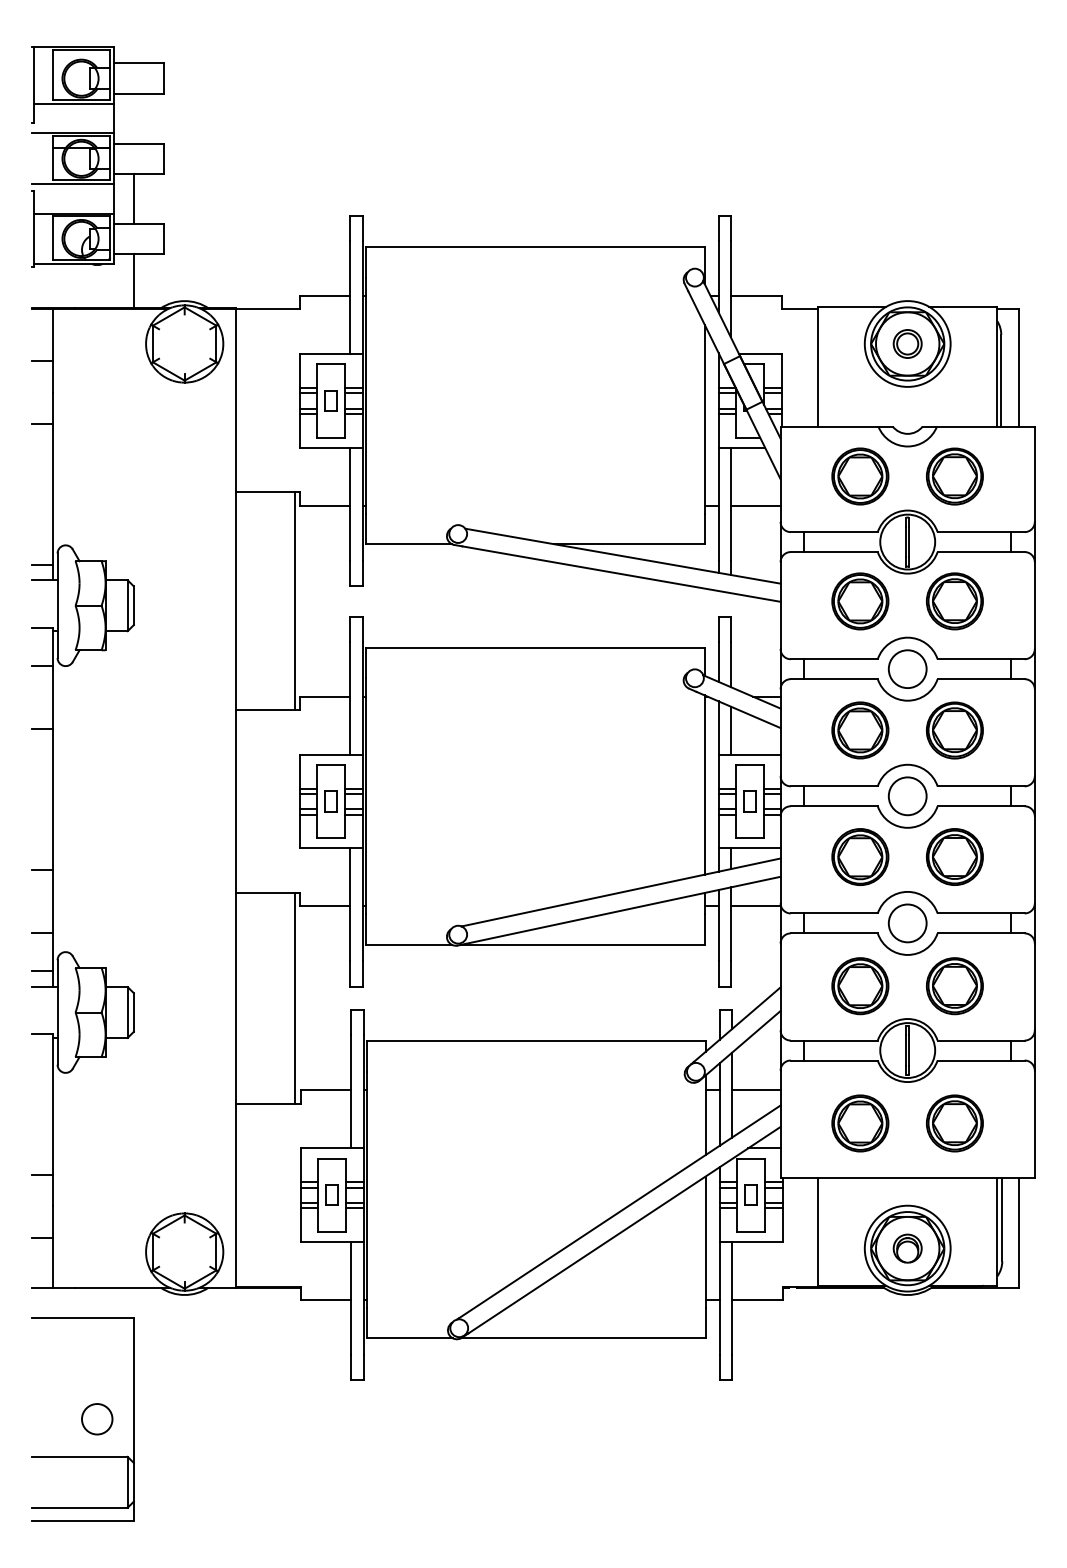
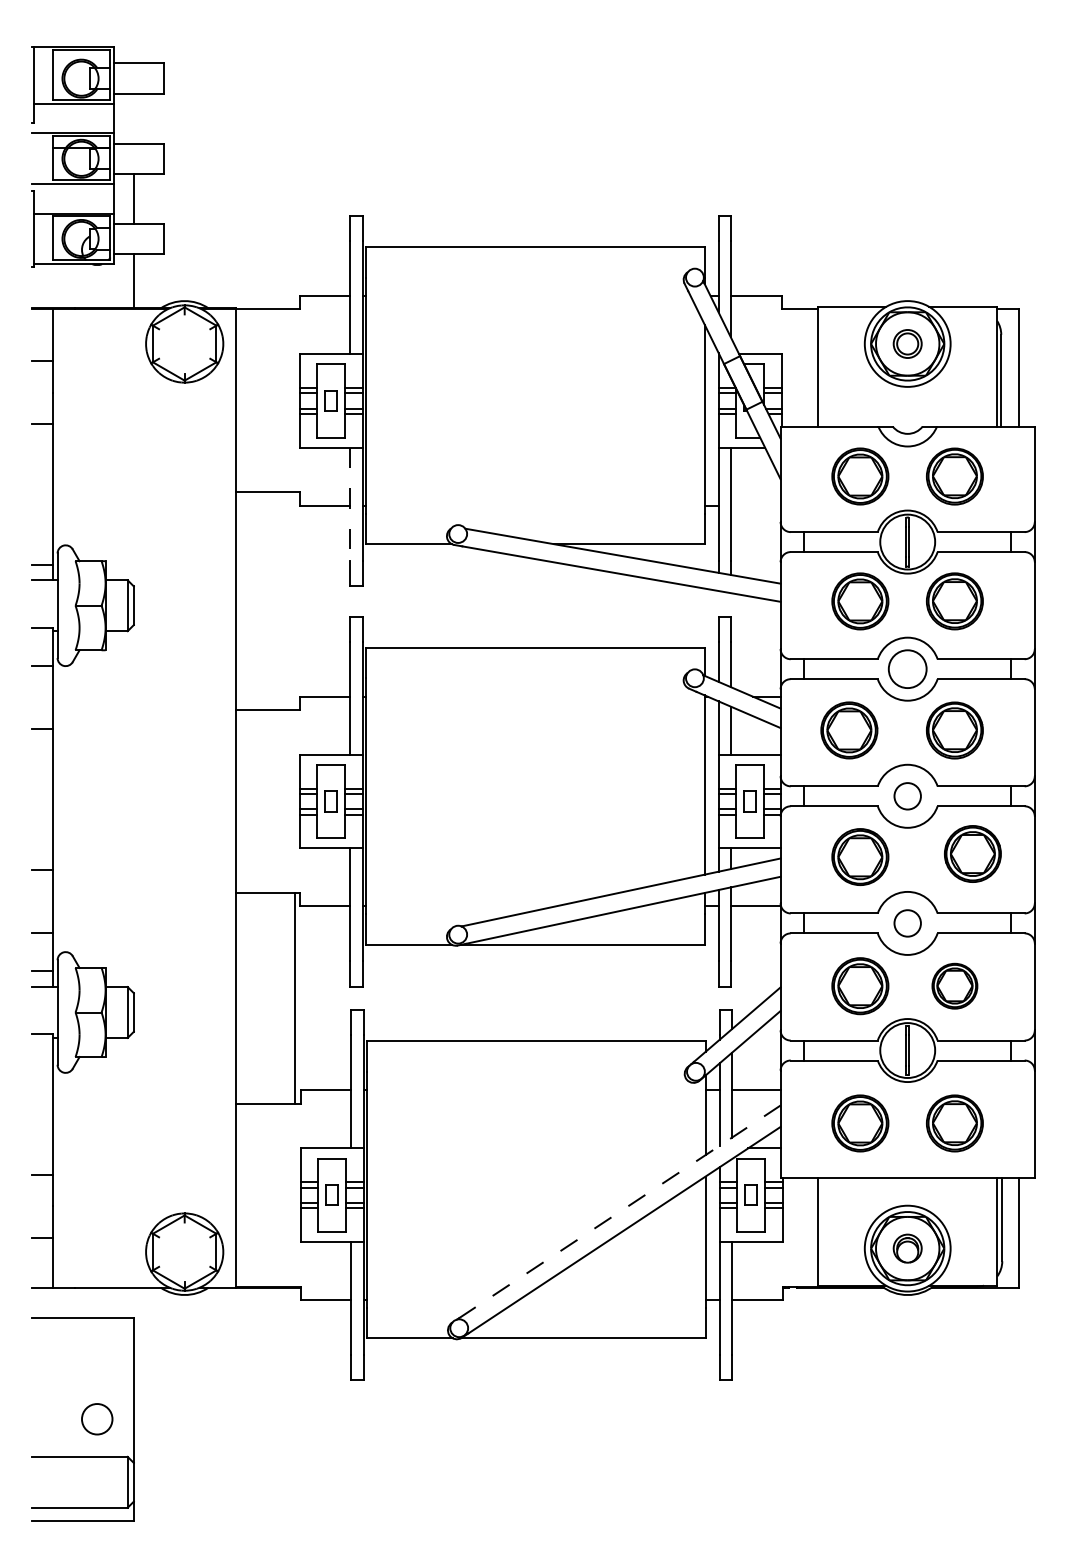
line: solid -> dashed (350, 504)
line: present -> none (755, 505)
line: present -> none (294, 601)
part position: (860, 730) -> (849, 730) (849, 730)
circle diameter: 38 px -> 26 px (907, 796)
part position: (954, 856) -> (972, 853) (972, 853)
circle diameter: 38 px -> 26 px (907, 923)
part size: 58x59 px -> 48x48 px (954, 985)
line: solid -> dashed (619, 1211)
